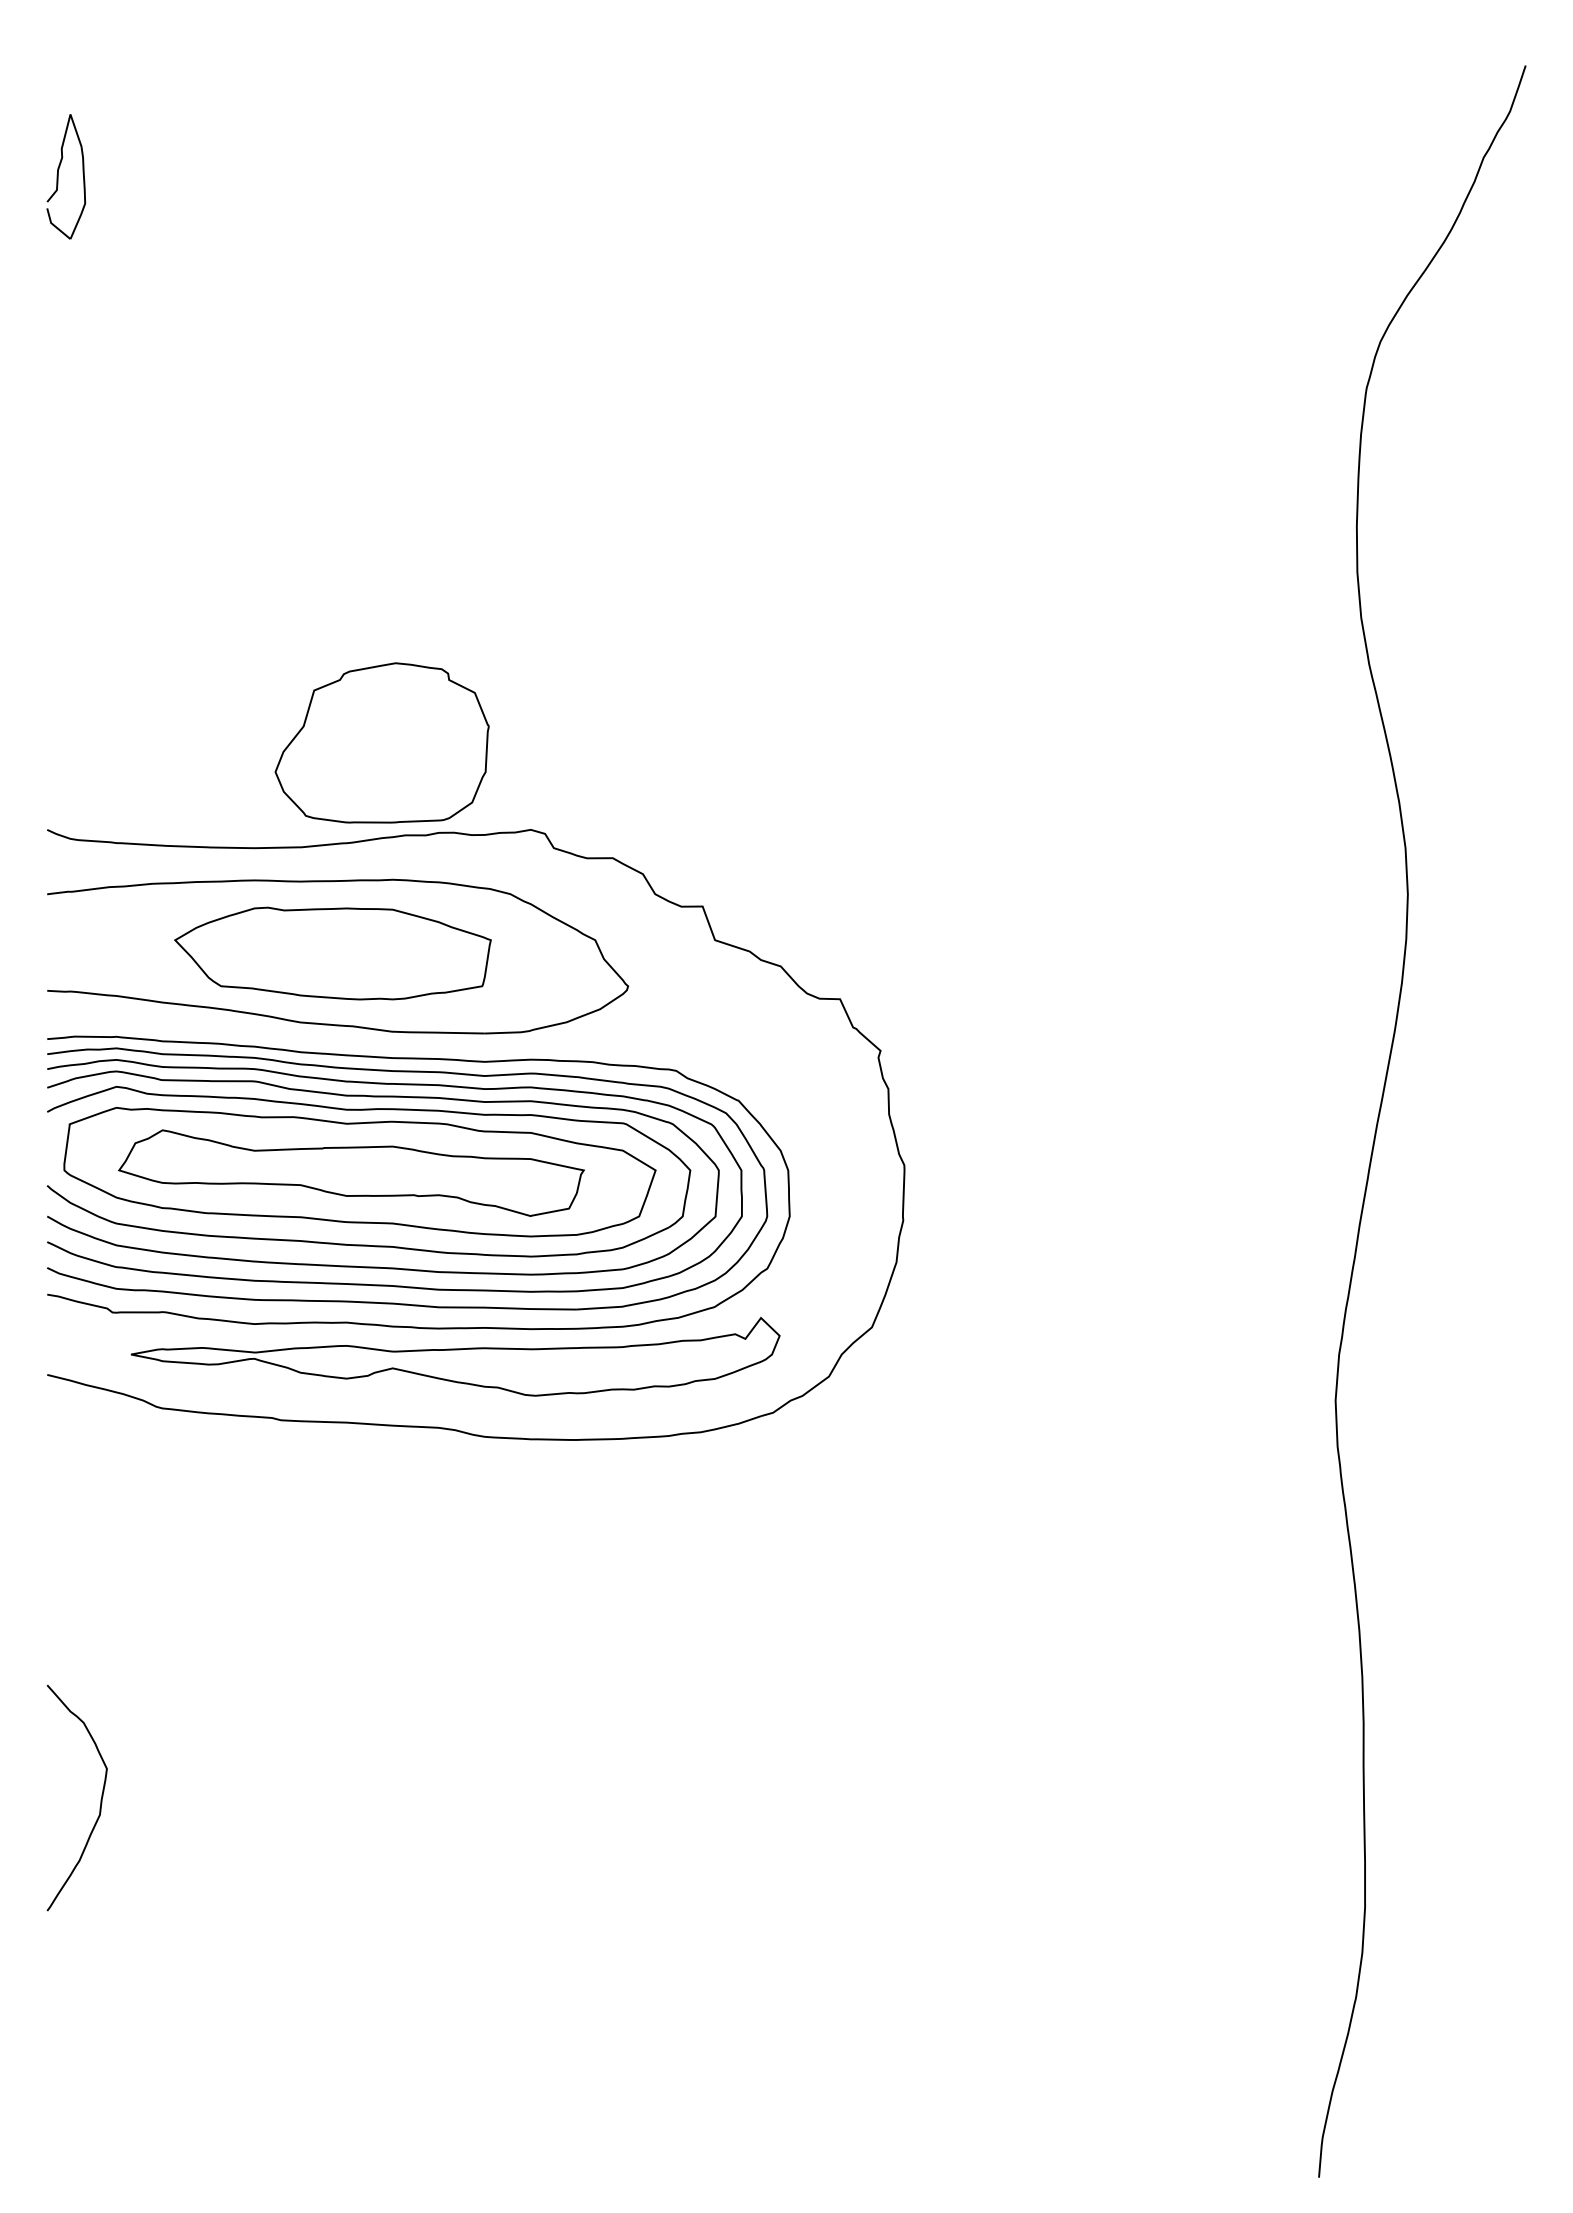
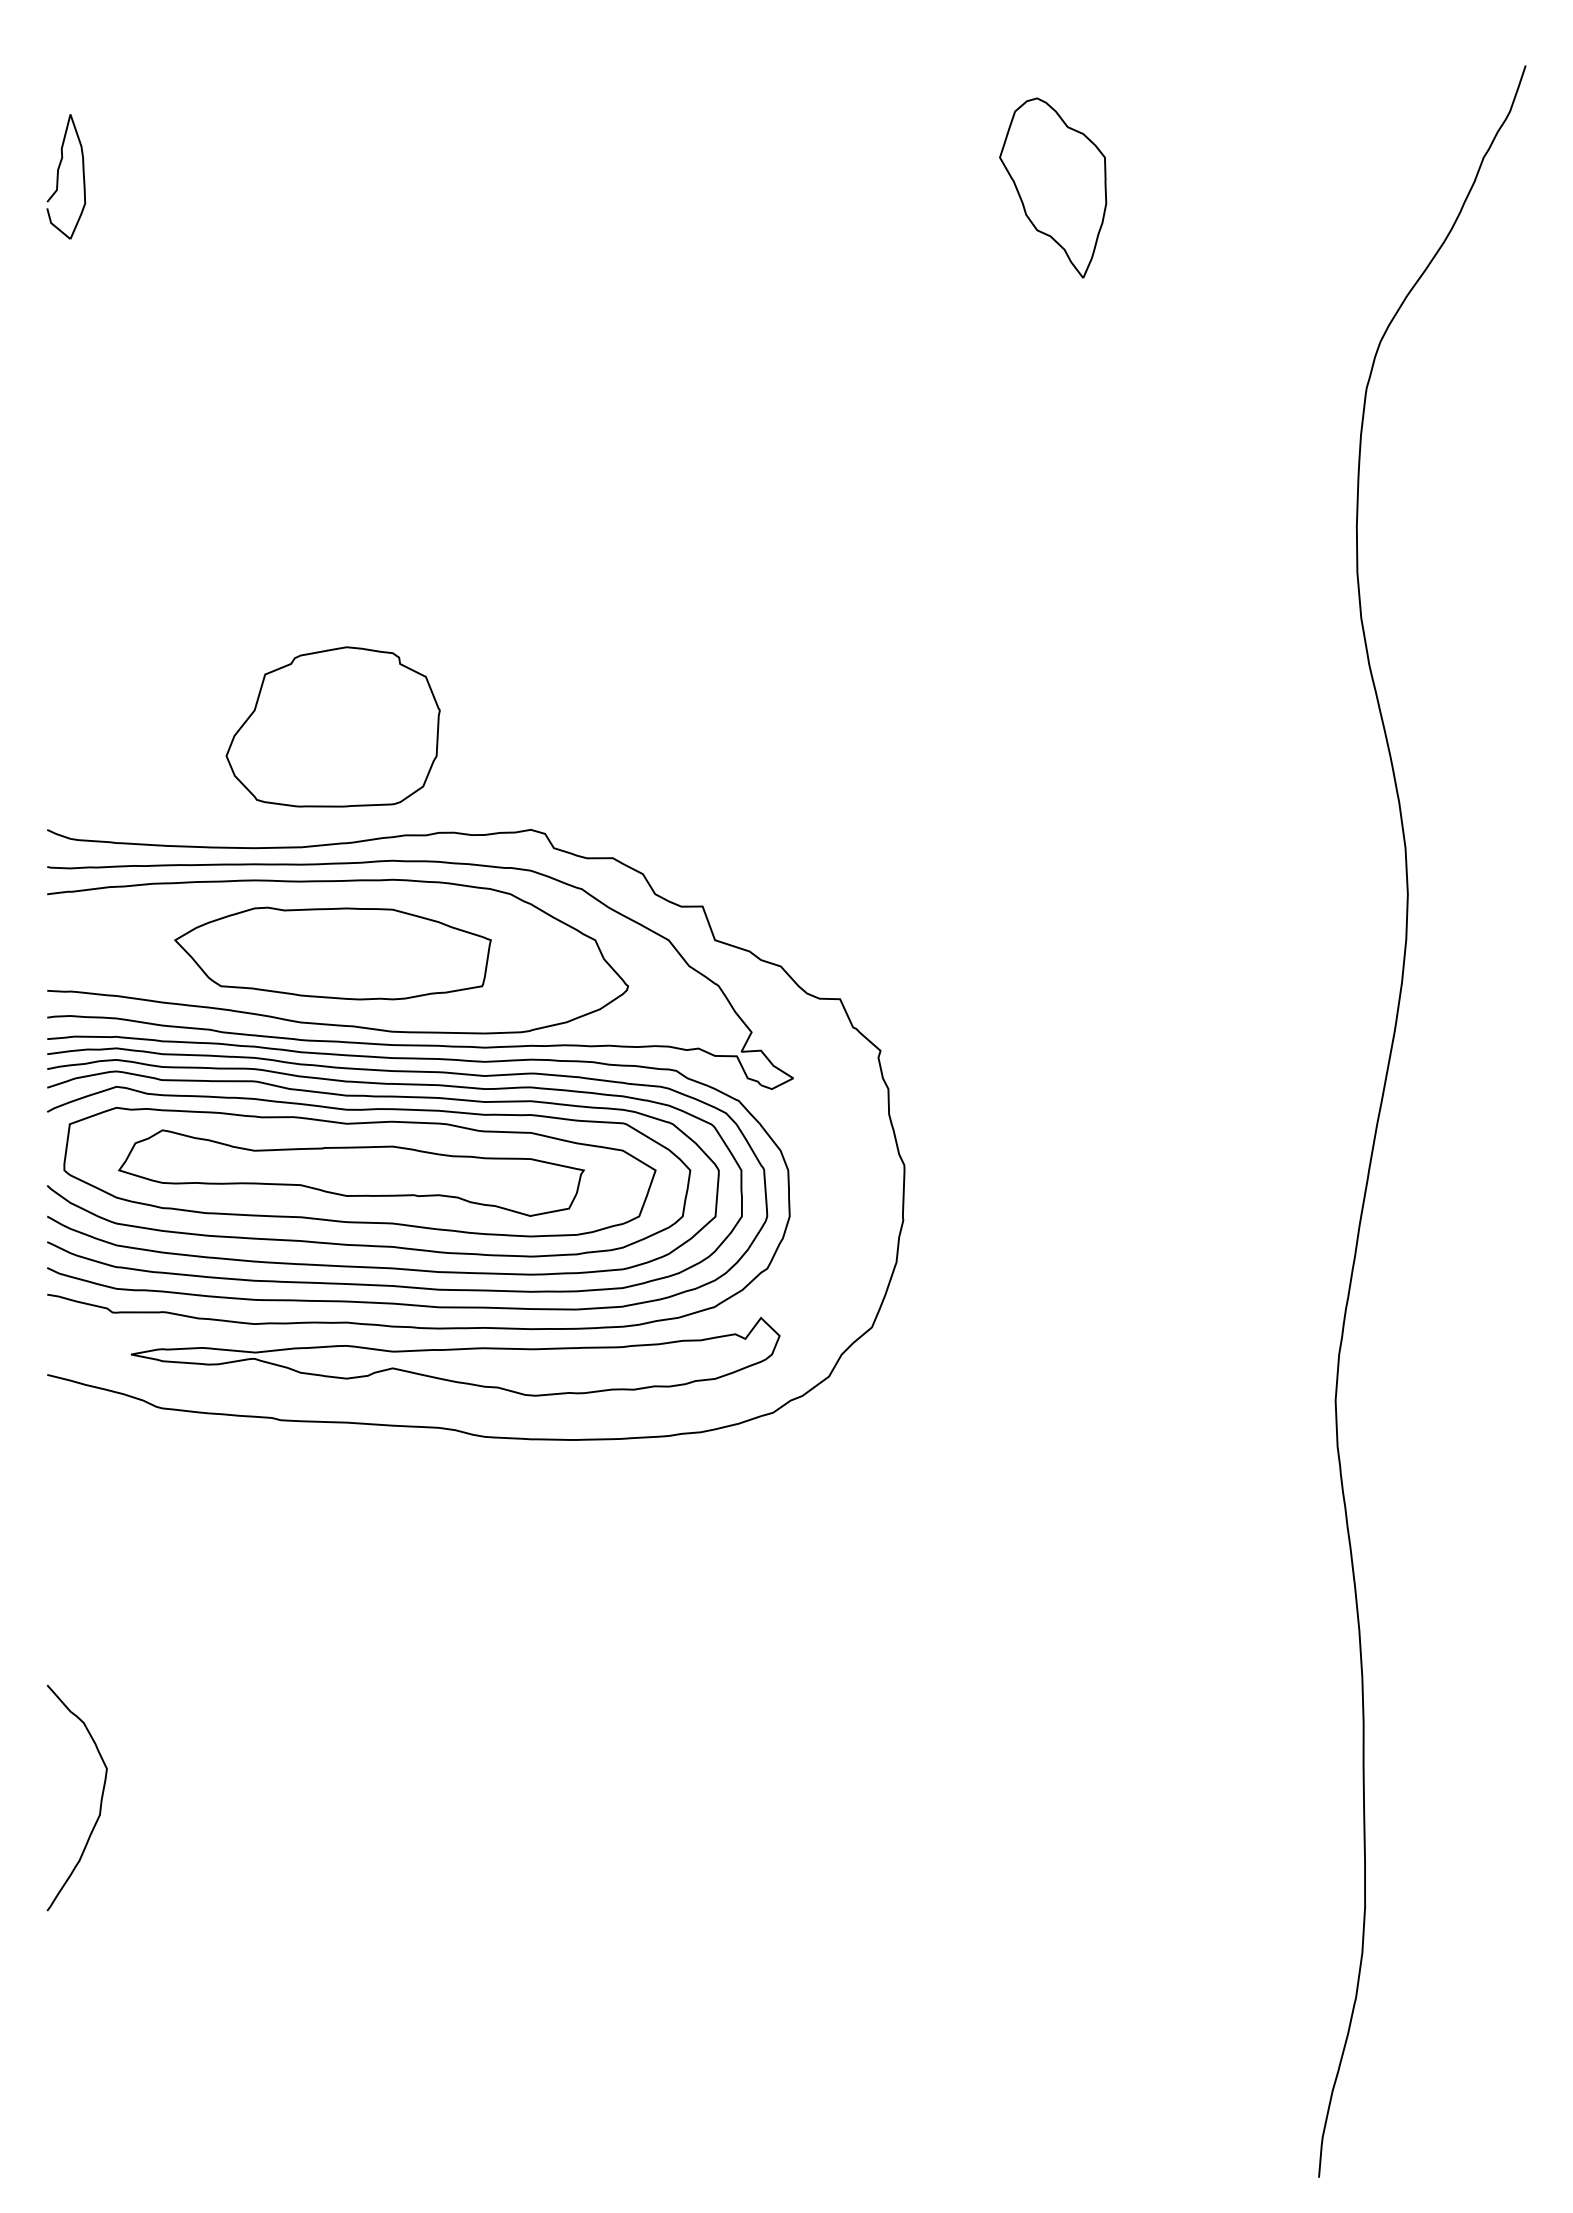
part: none -> present (1053, 187)
part position: (381, 742) -> (332, 726) (332, 726)
part: none -> present (420, 1044)
